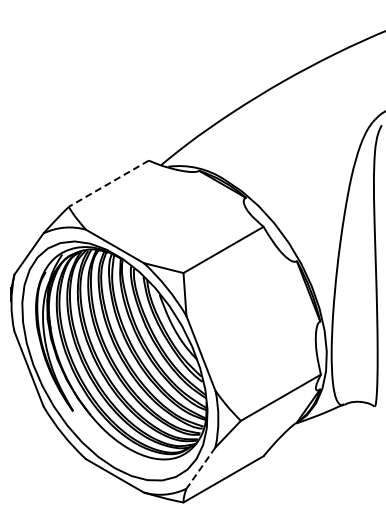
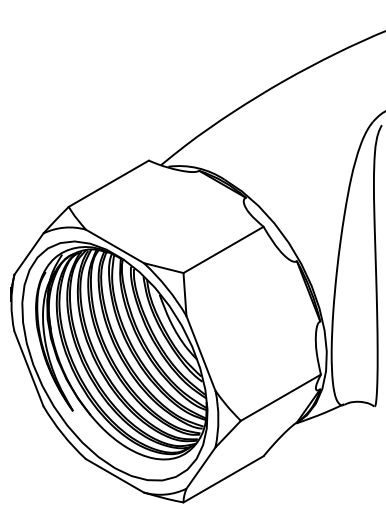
line: dashed -> solid (108, 183)
line: dashed -> solid (200, 468)
